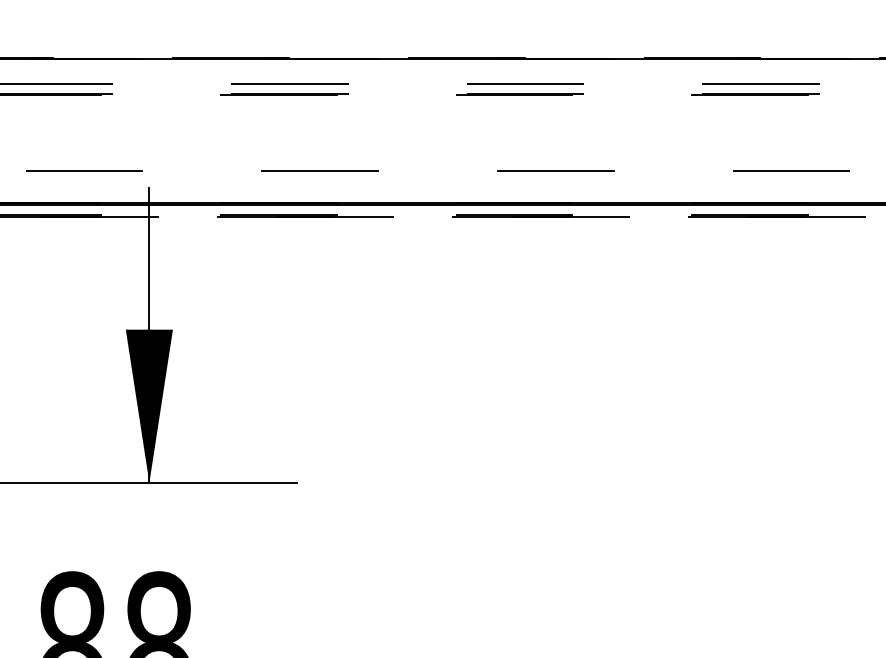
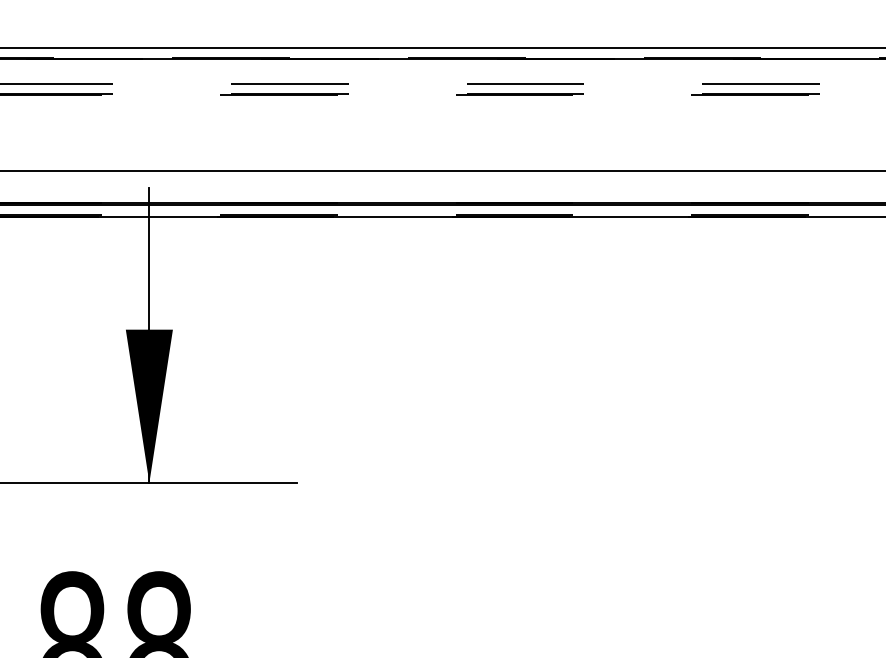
line: none -> present (442, 47)
line: dashed -> solid (442, 170)
line: dashed -> solid (442, 216)
